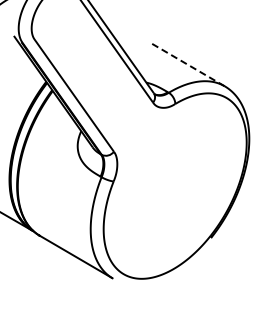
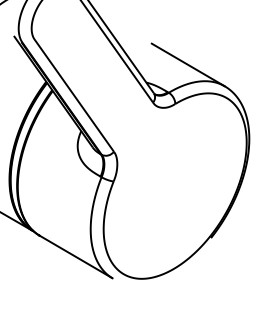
line: dashed -> solid (187, 64)
